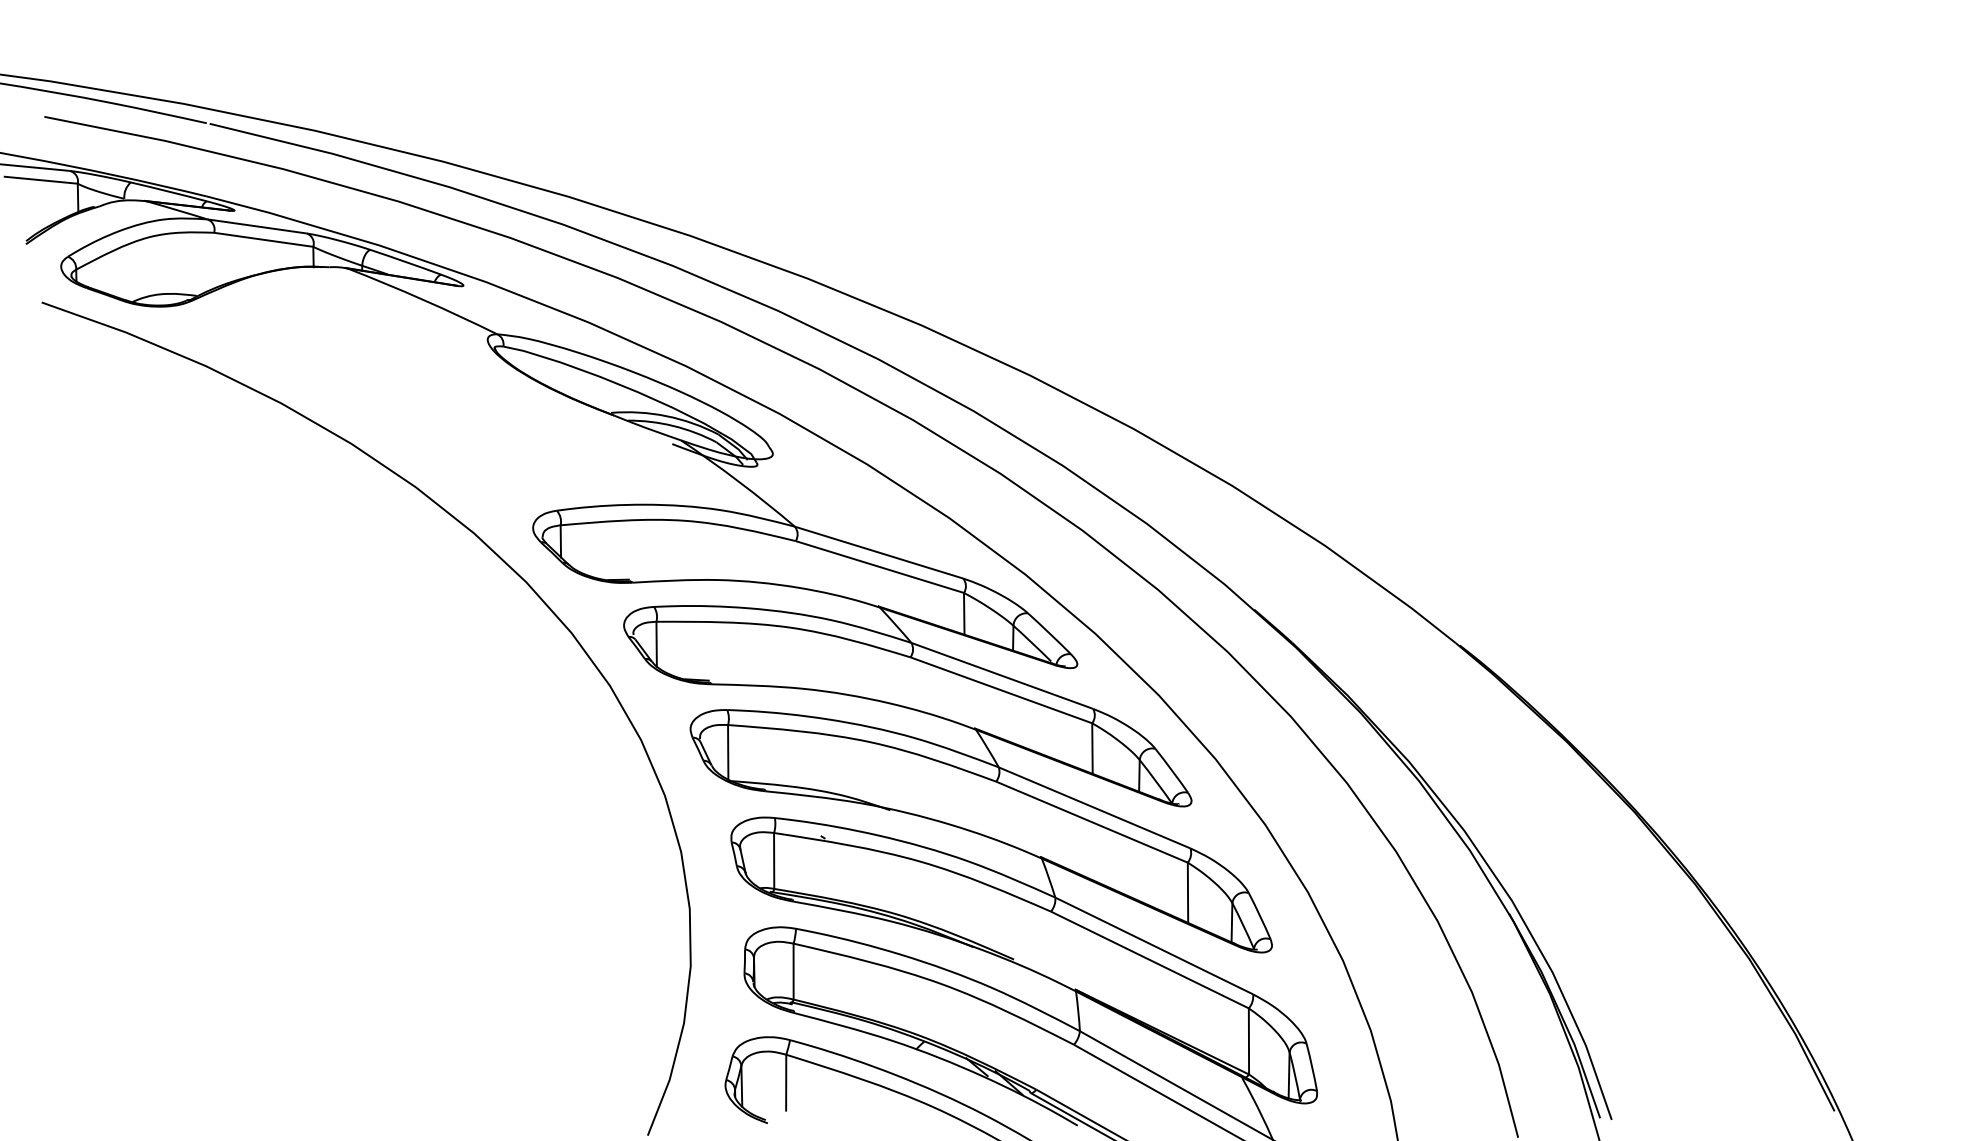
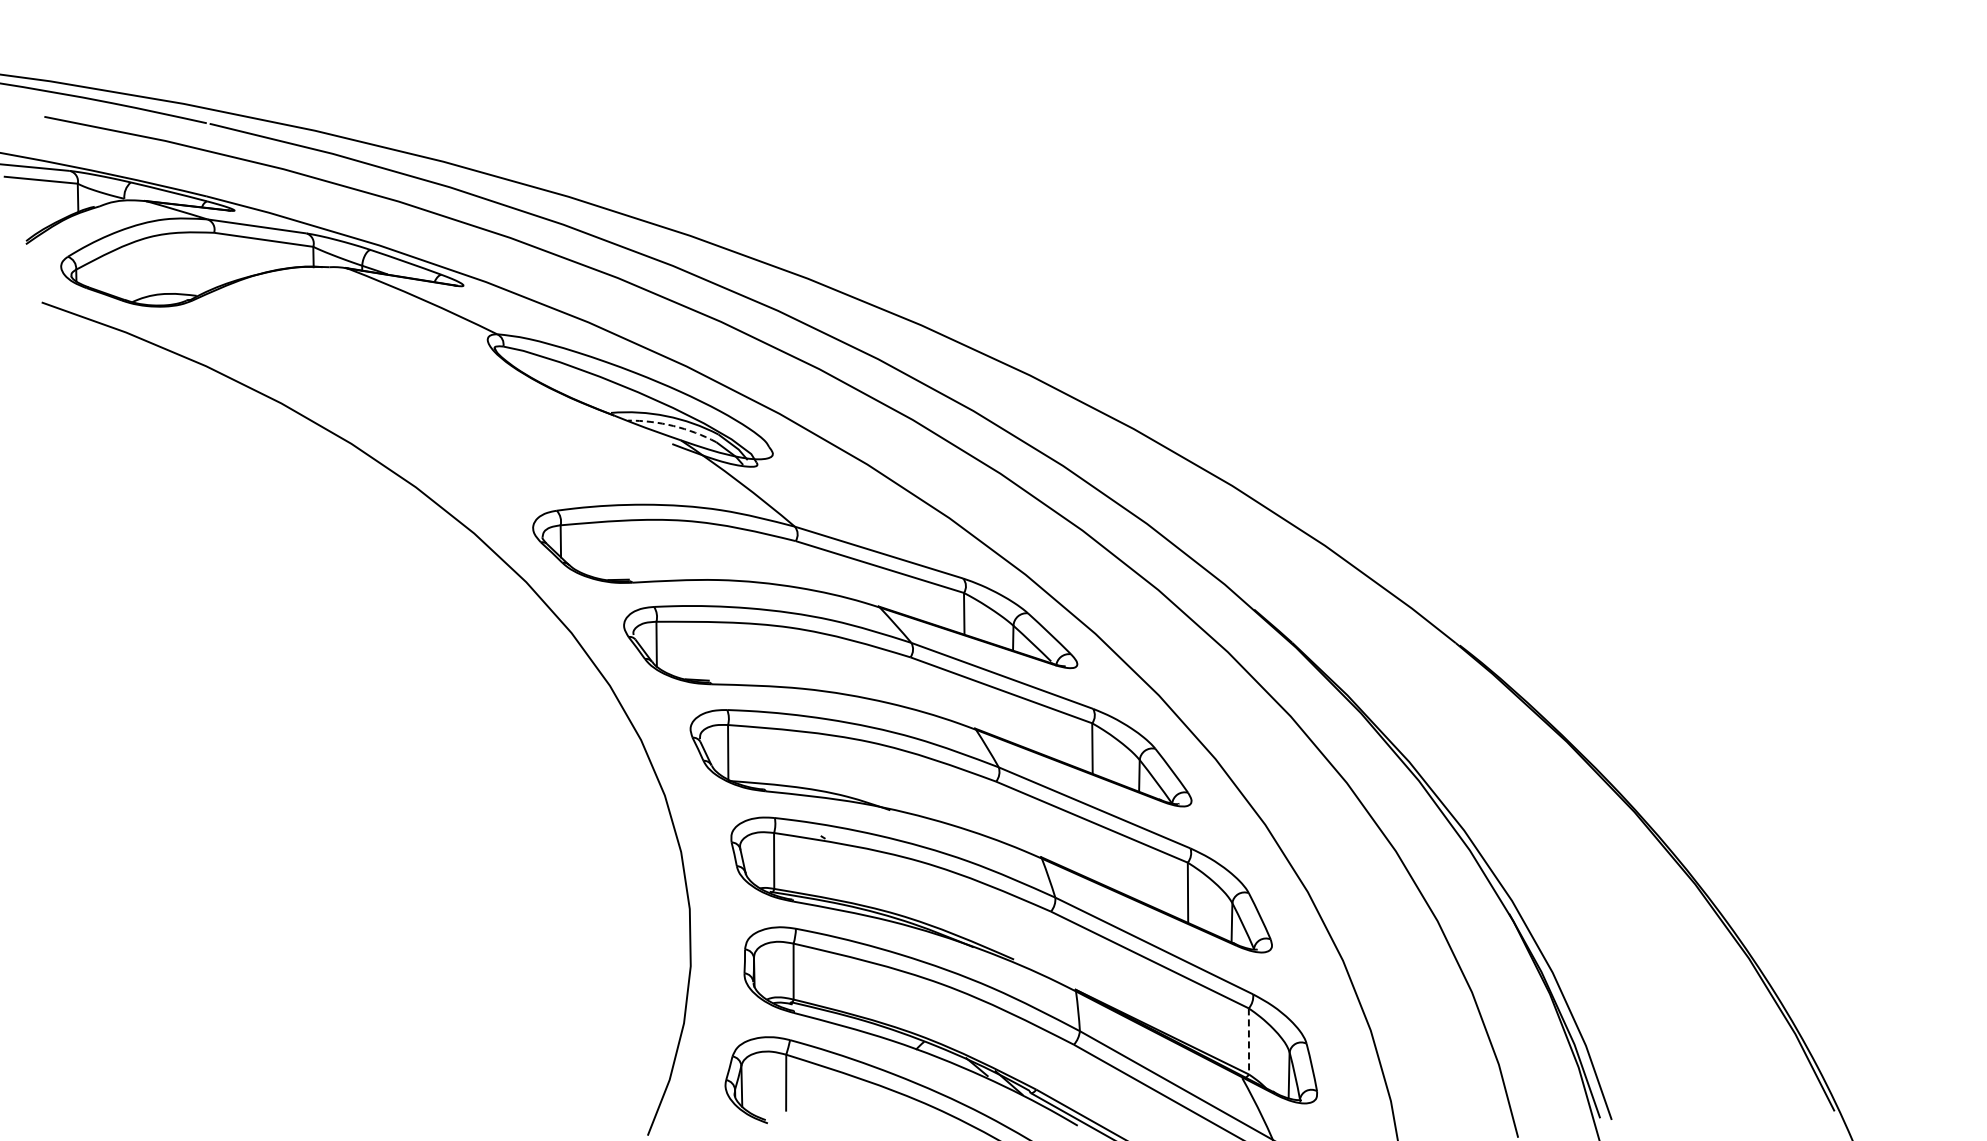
arc: solid -> dashed (673, 426)
line: solid -> dashed (1248, 1041)
